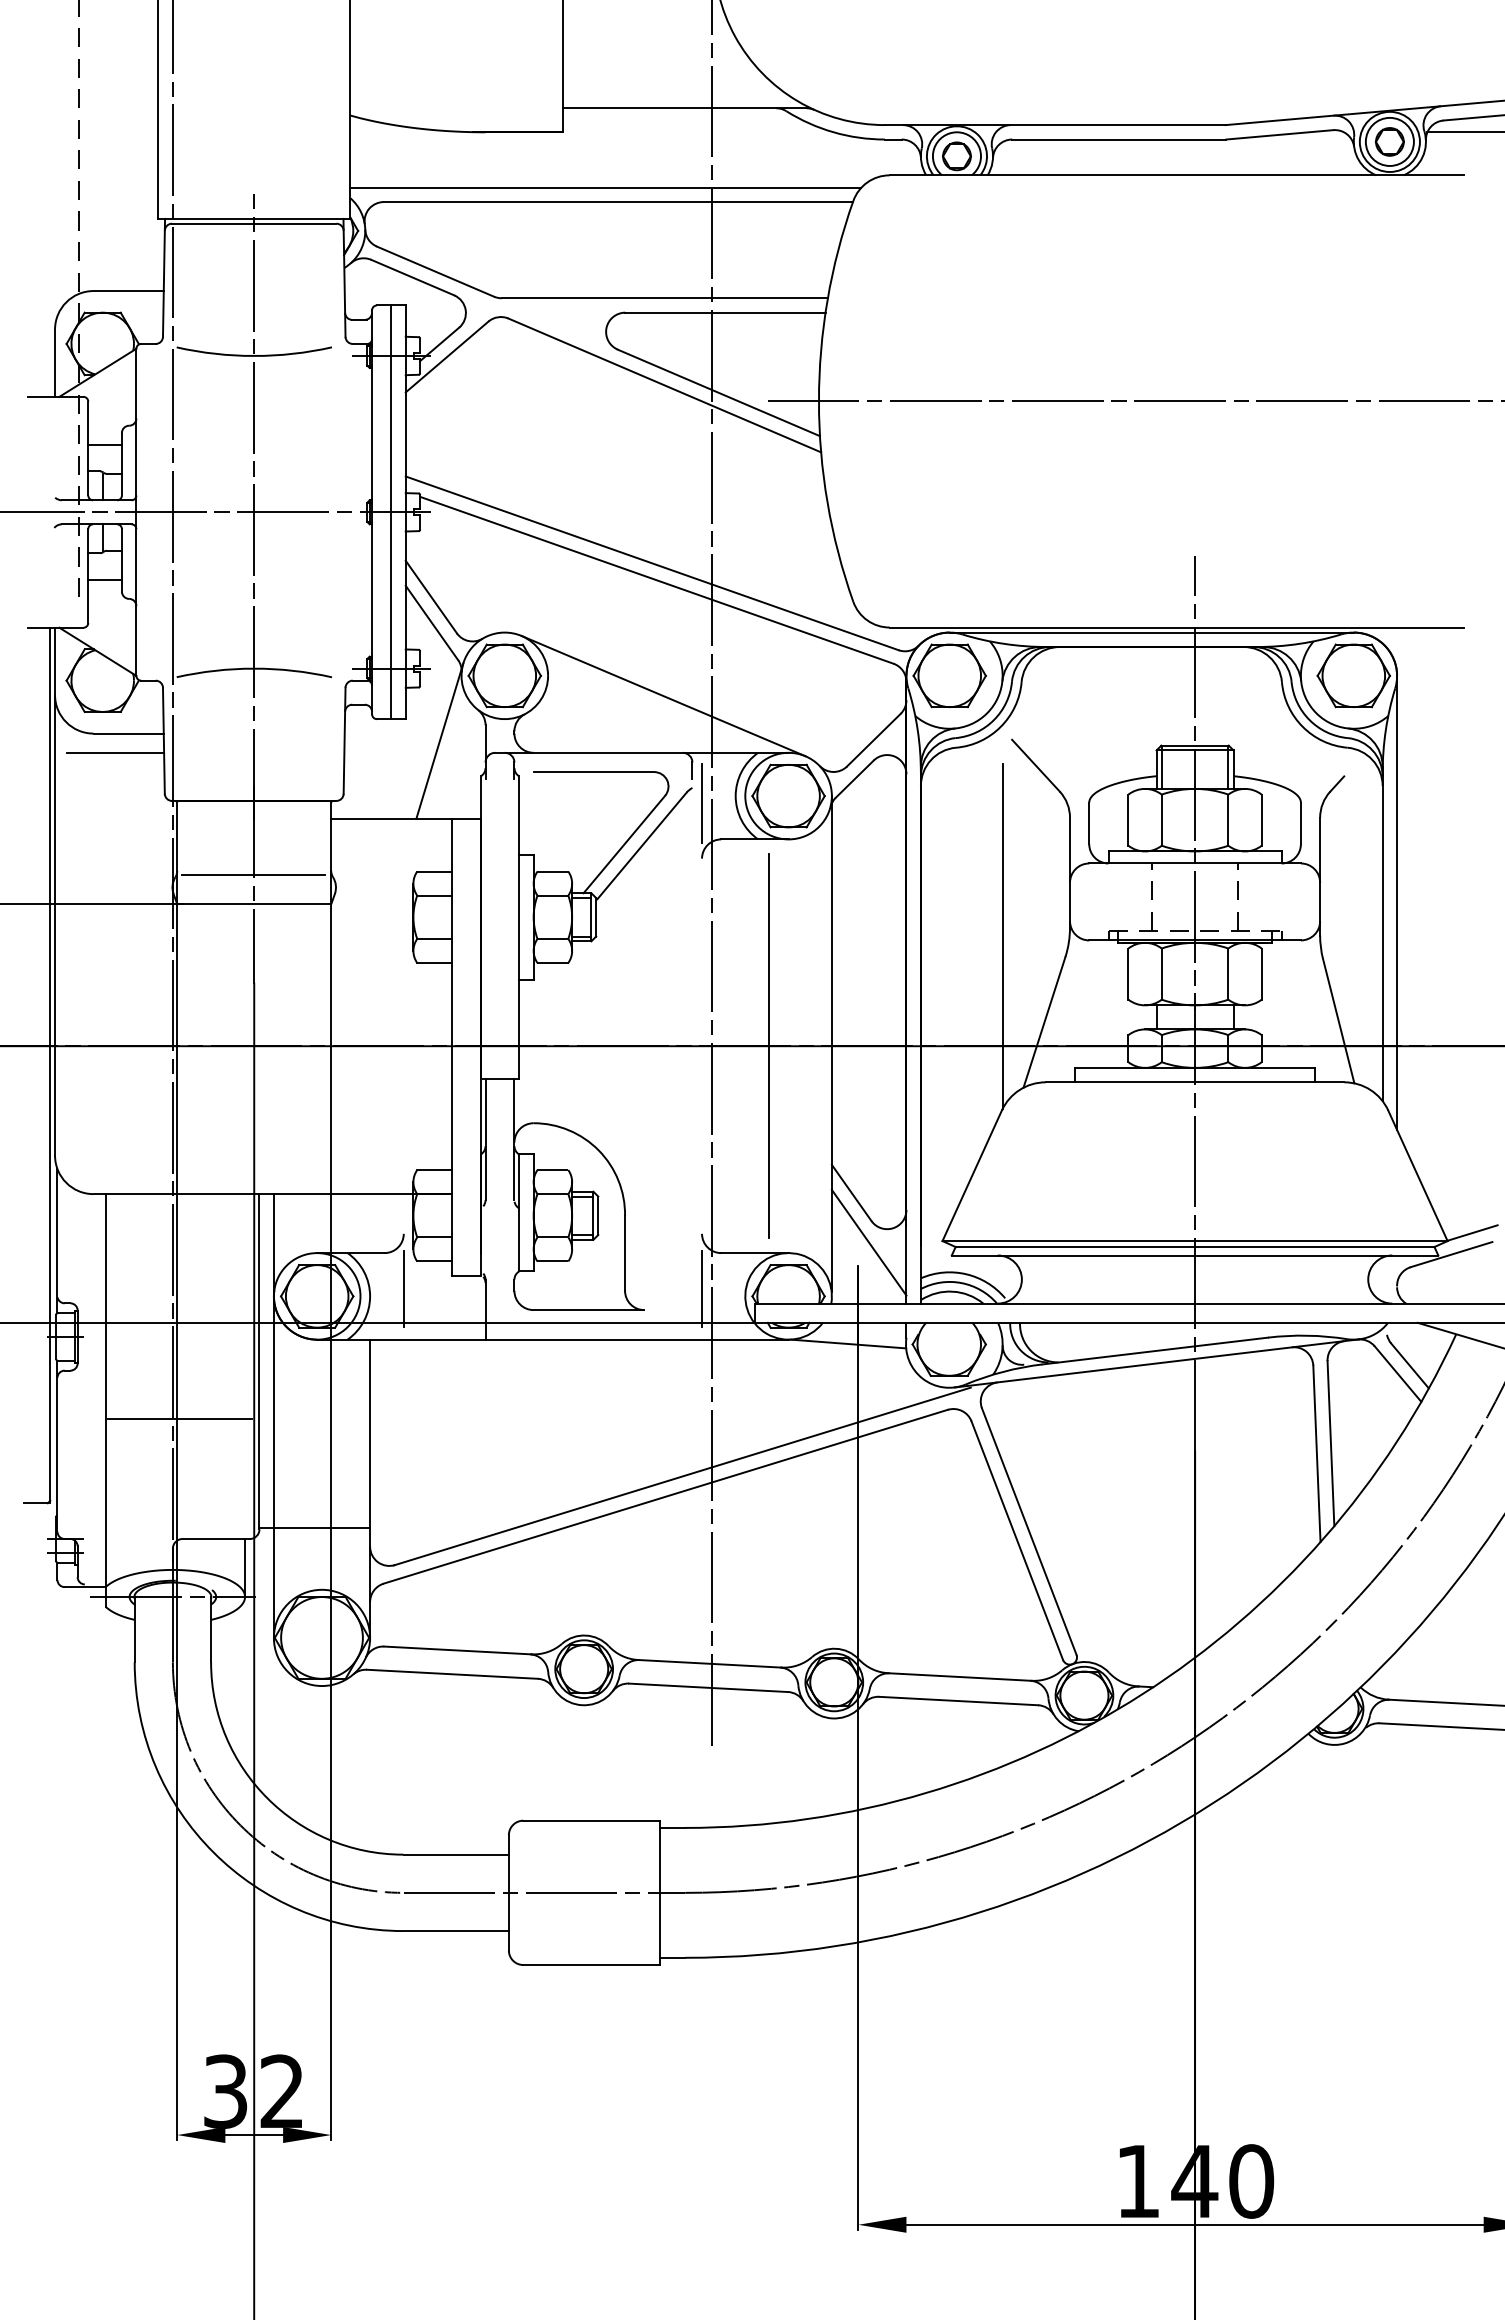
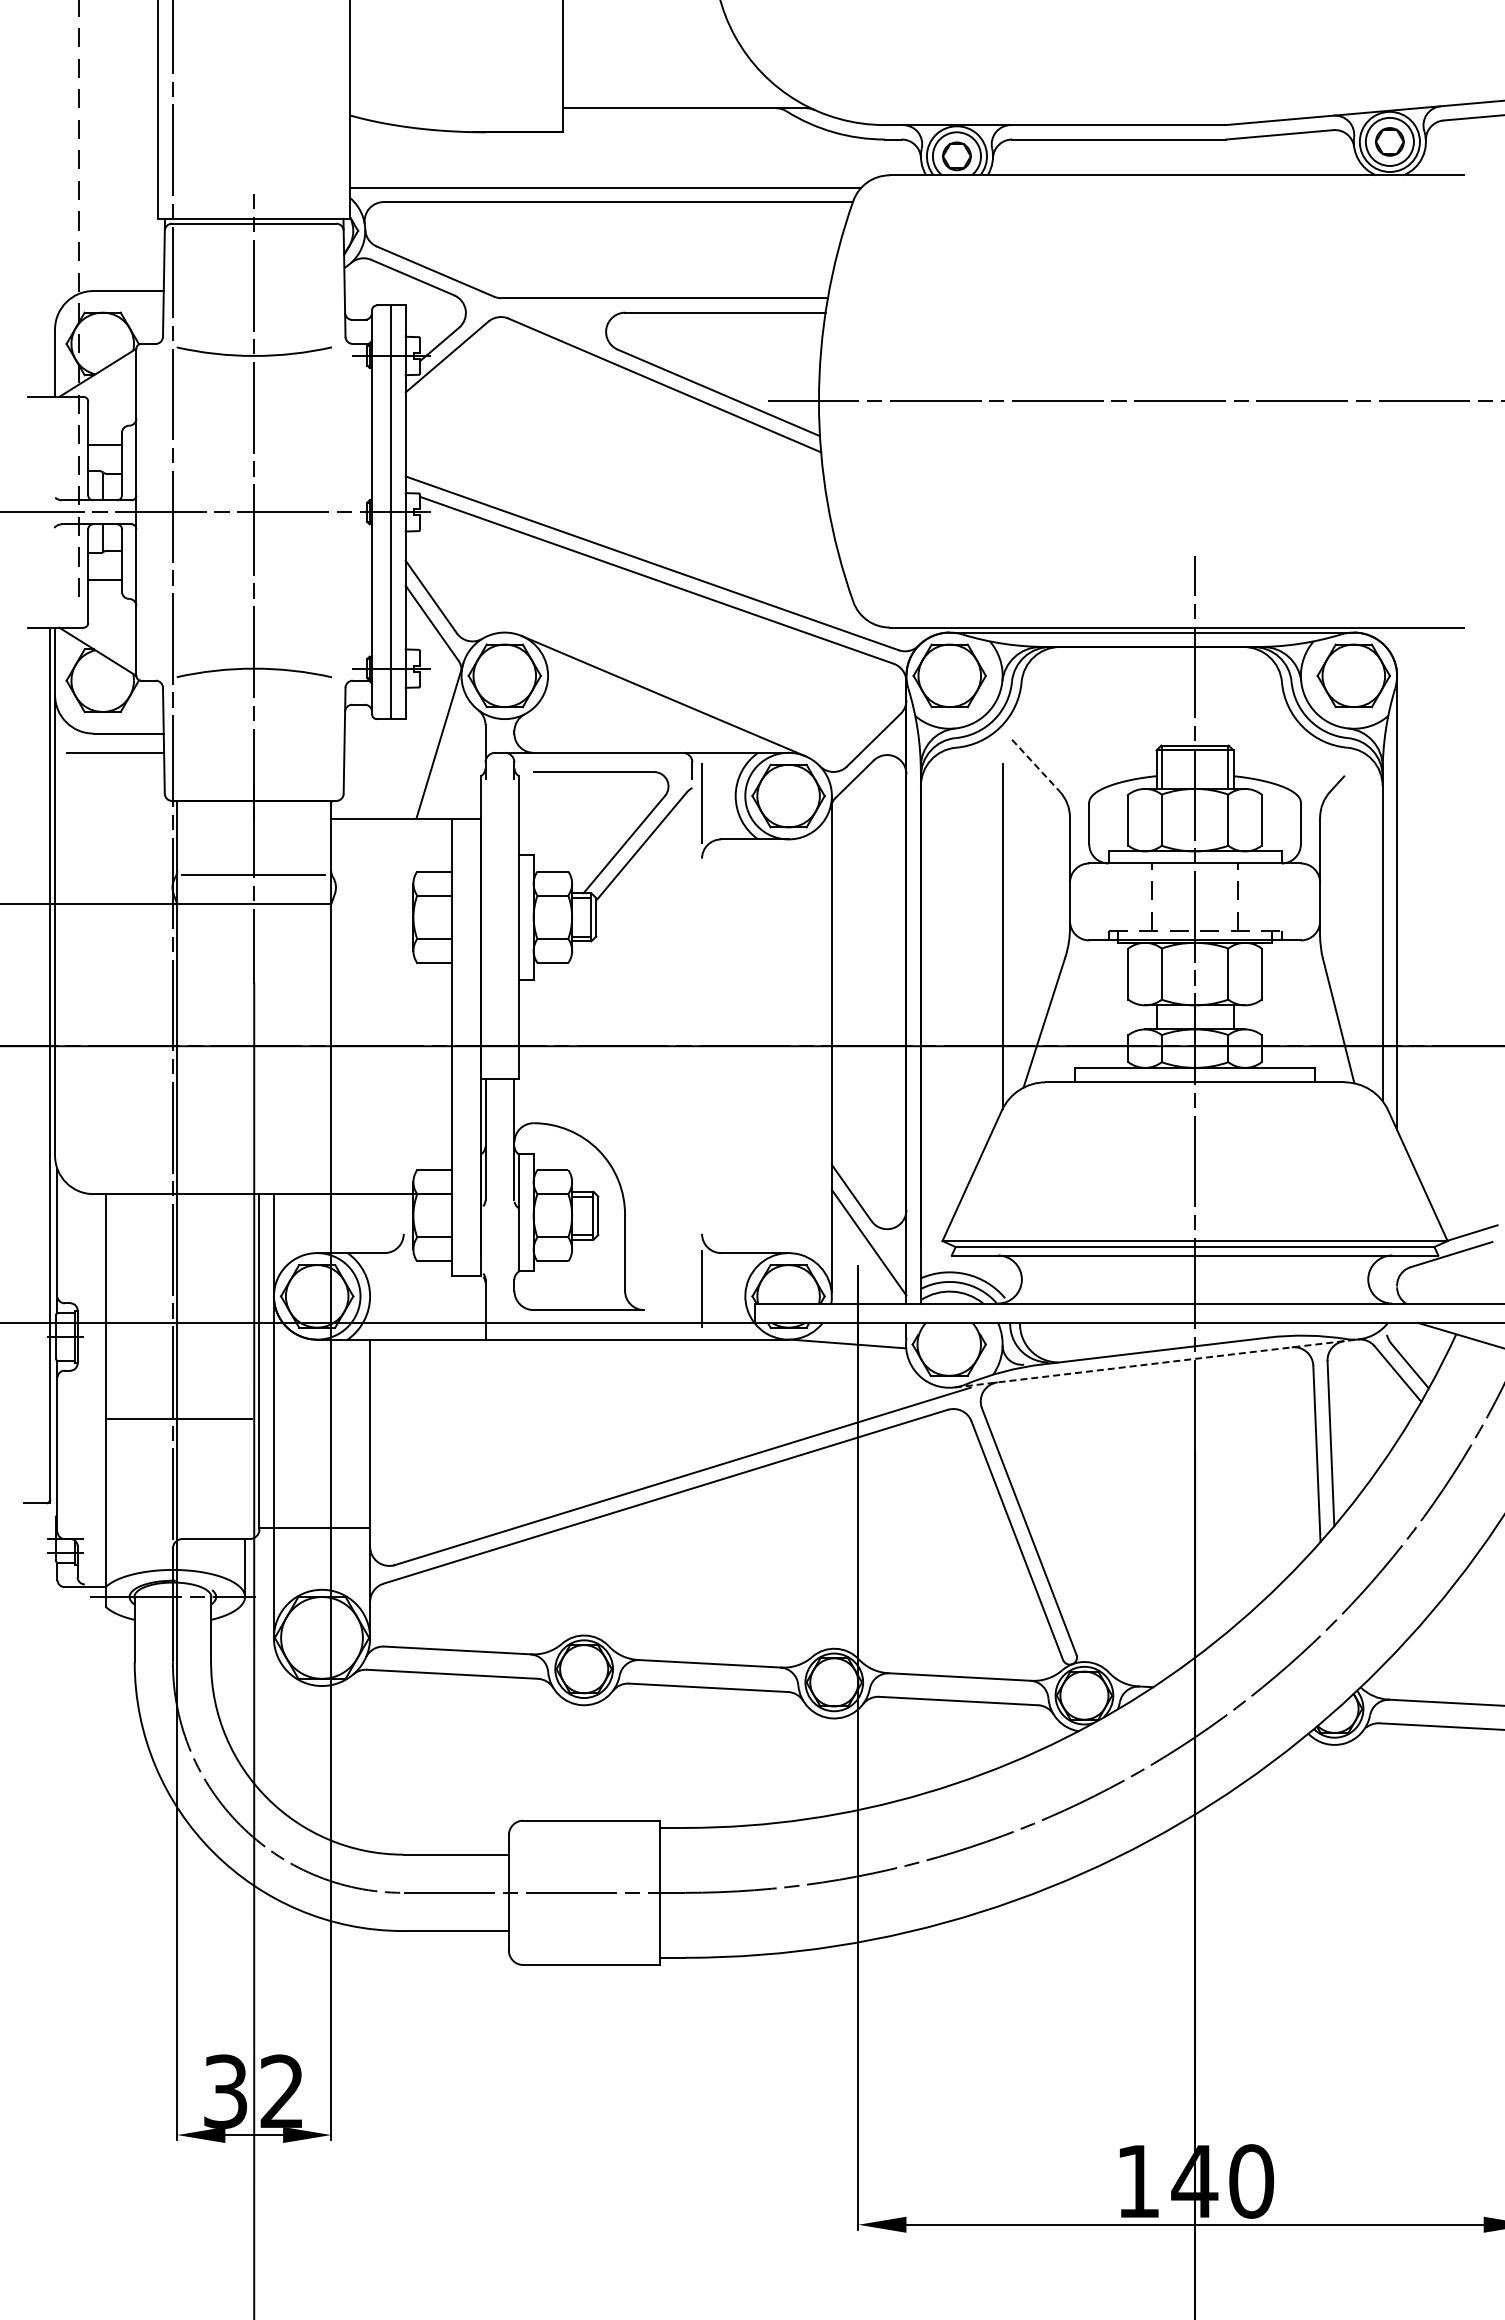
line: present -> none (1464, 132)
line: solid -> dashed (1036, 766)
line: present -> none (711, 873)
line: present -> none (769, 1045)
line: present -> none (403, 1289)
line: solid -> dashed (1157, 1363)
